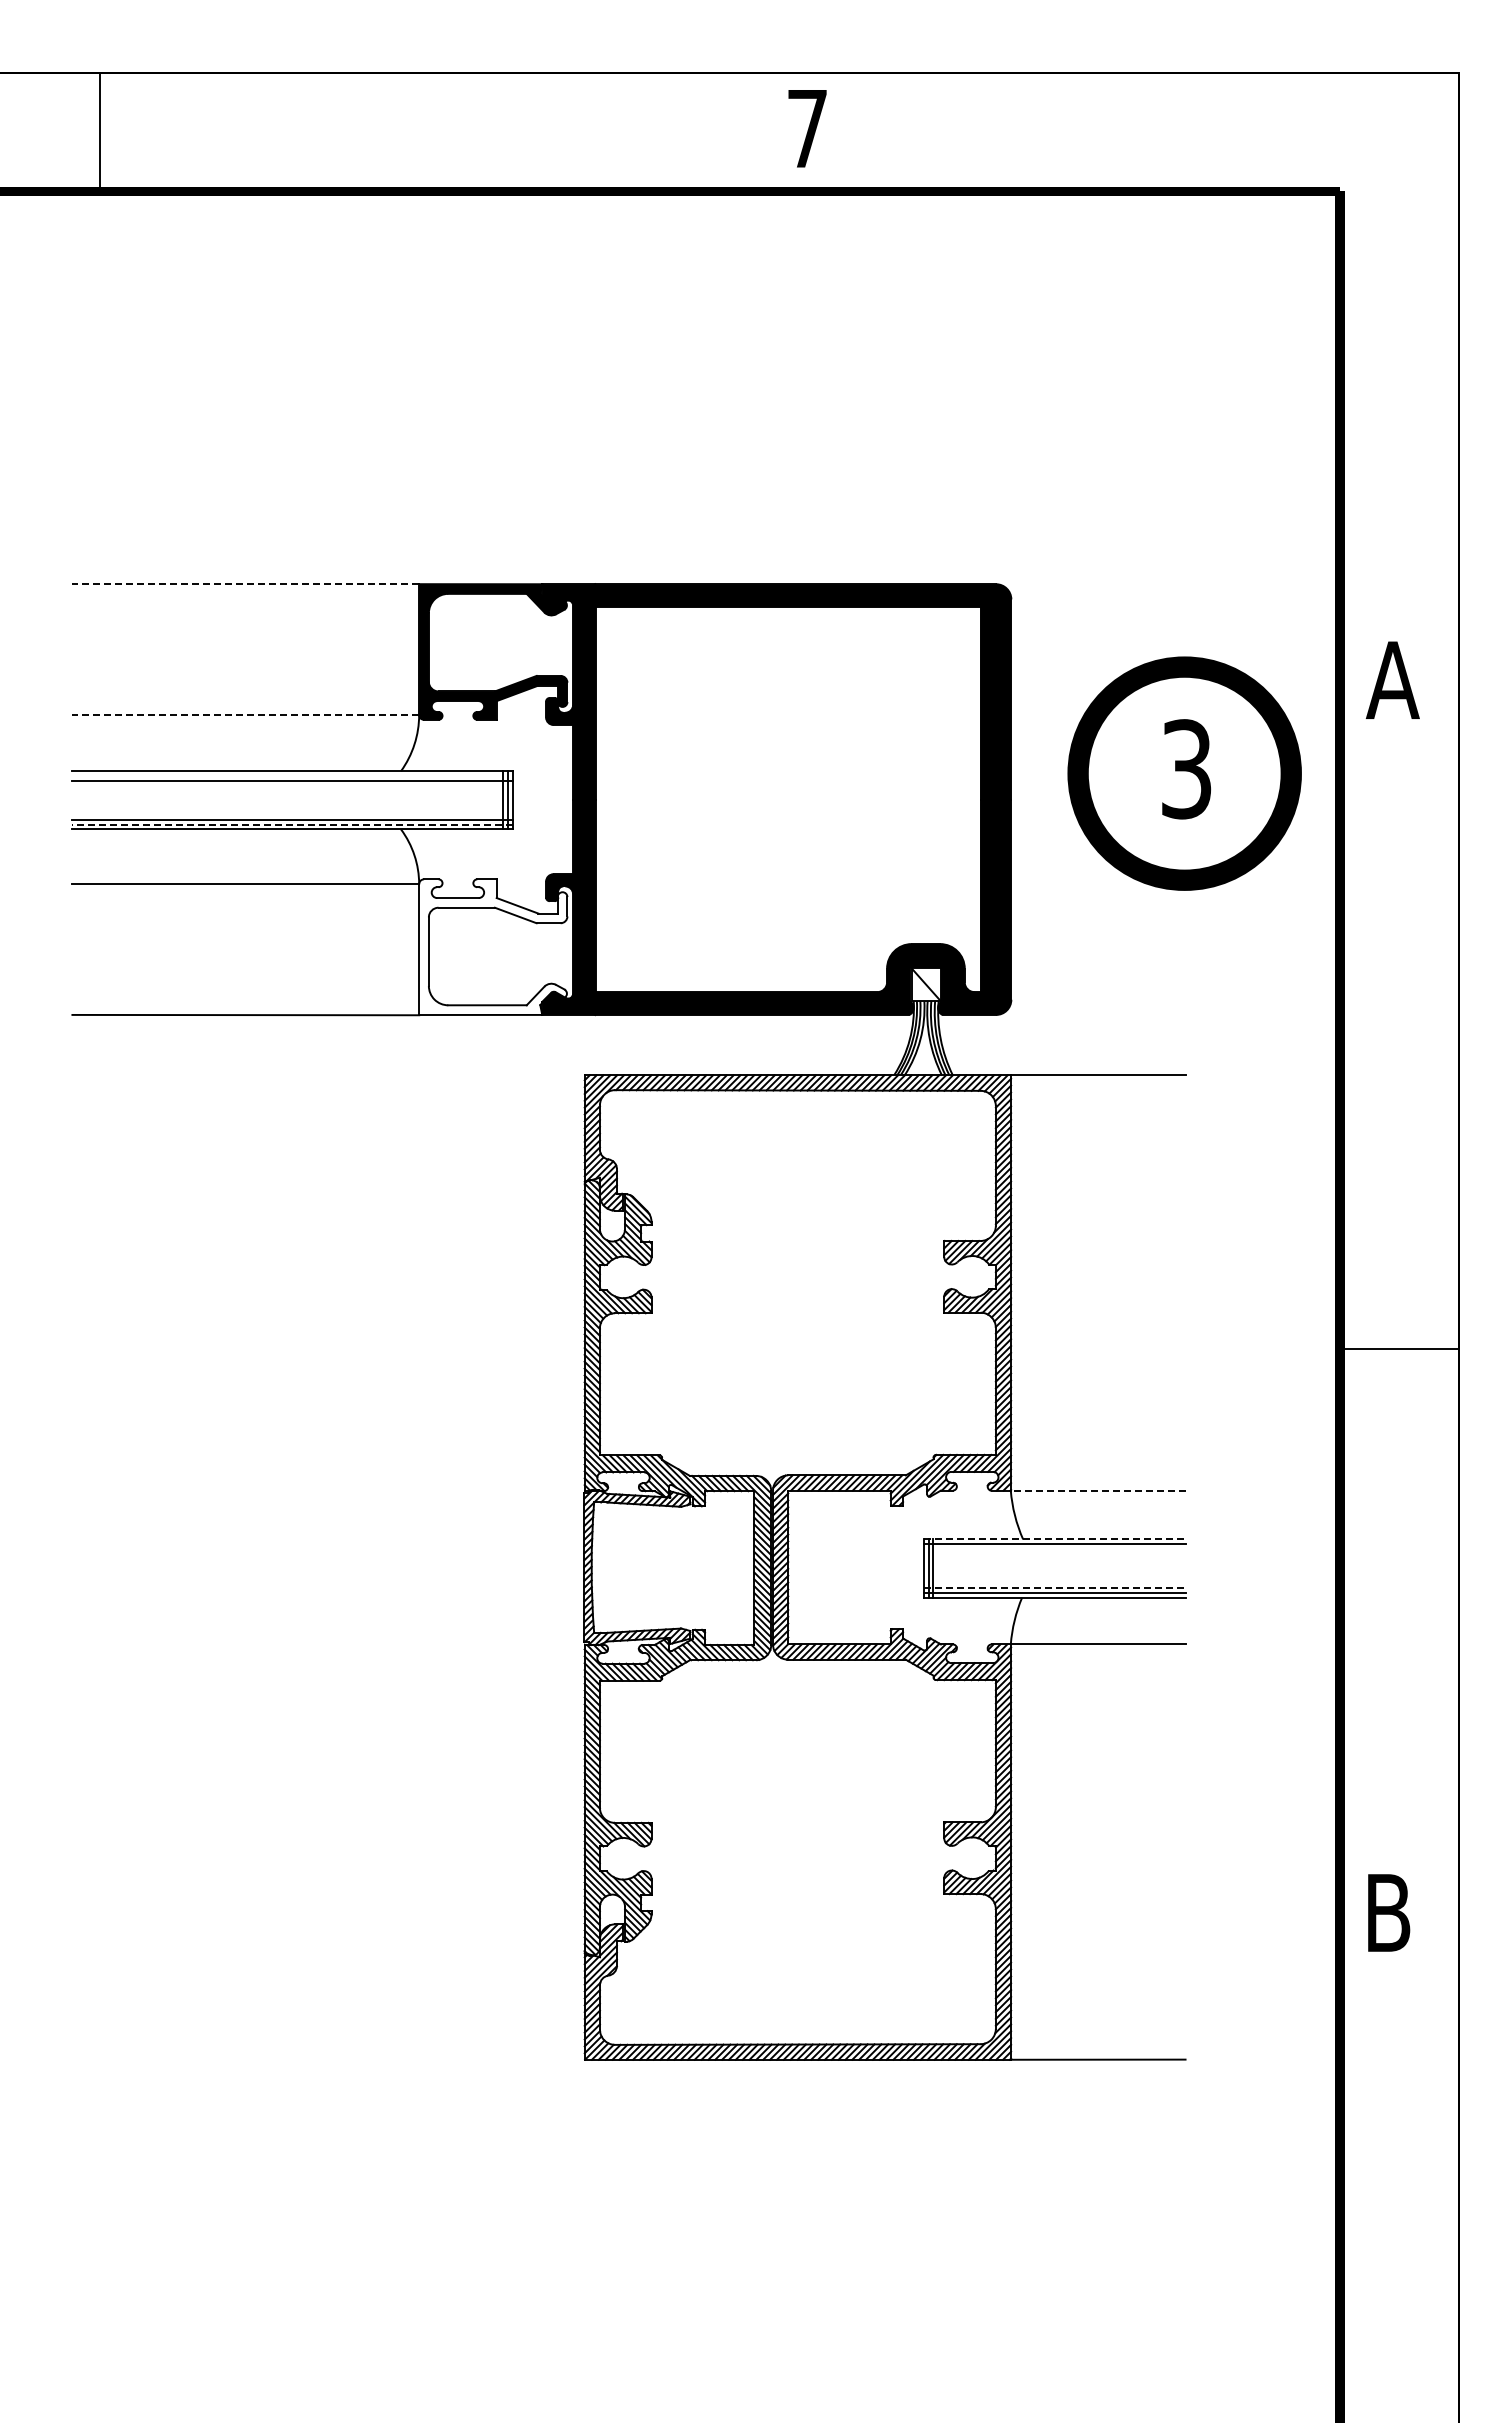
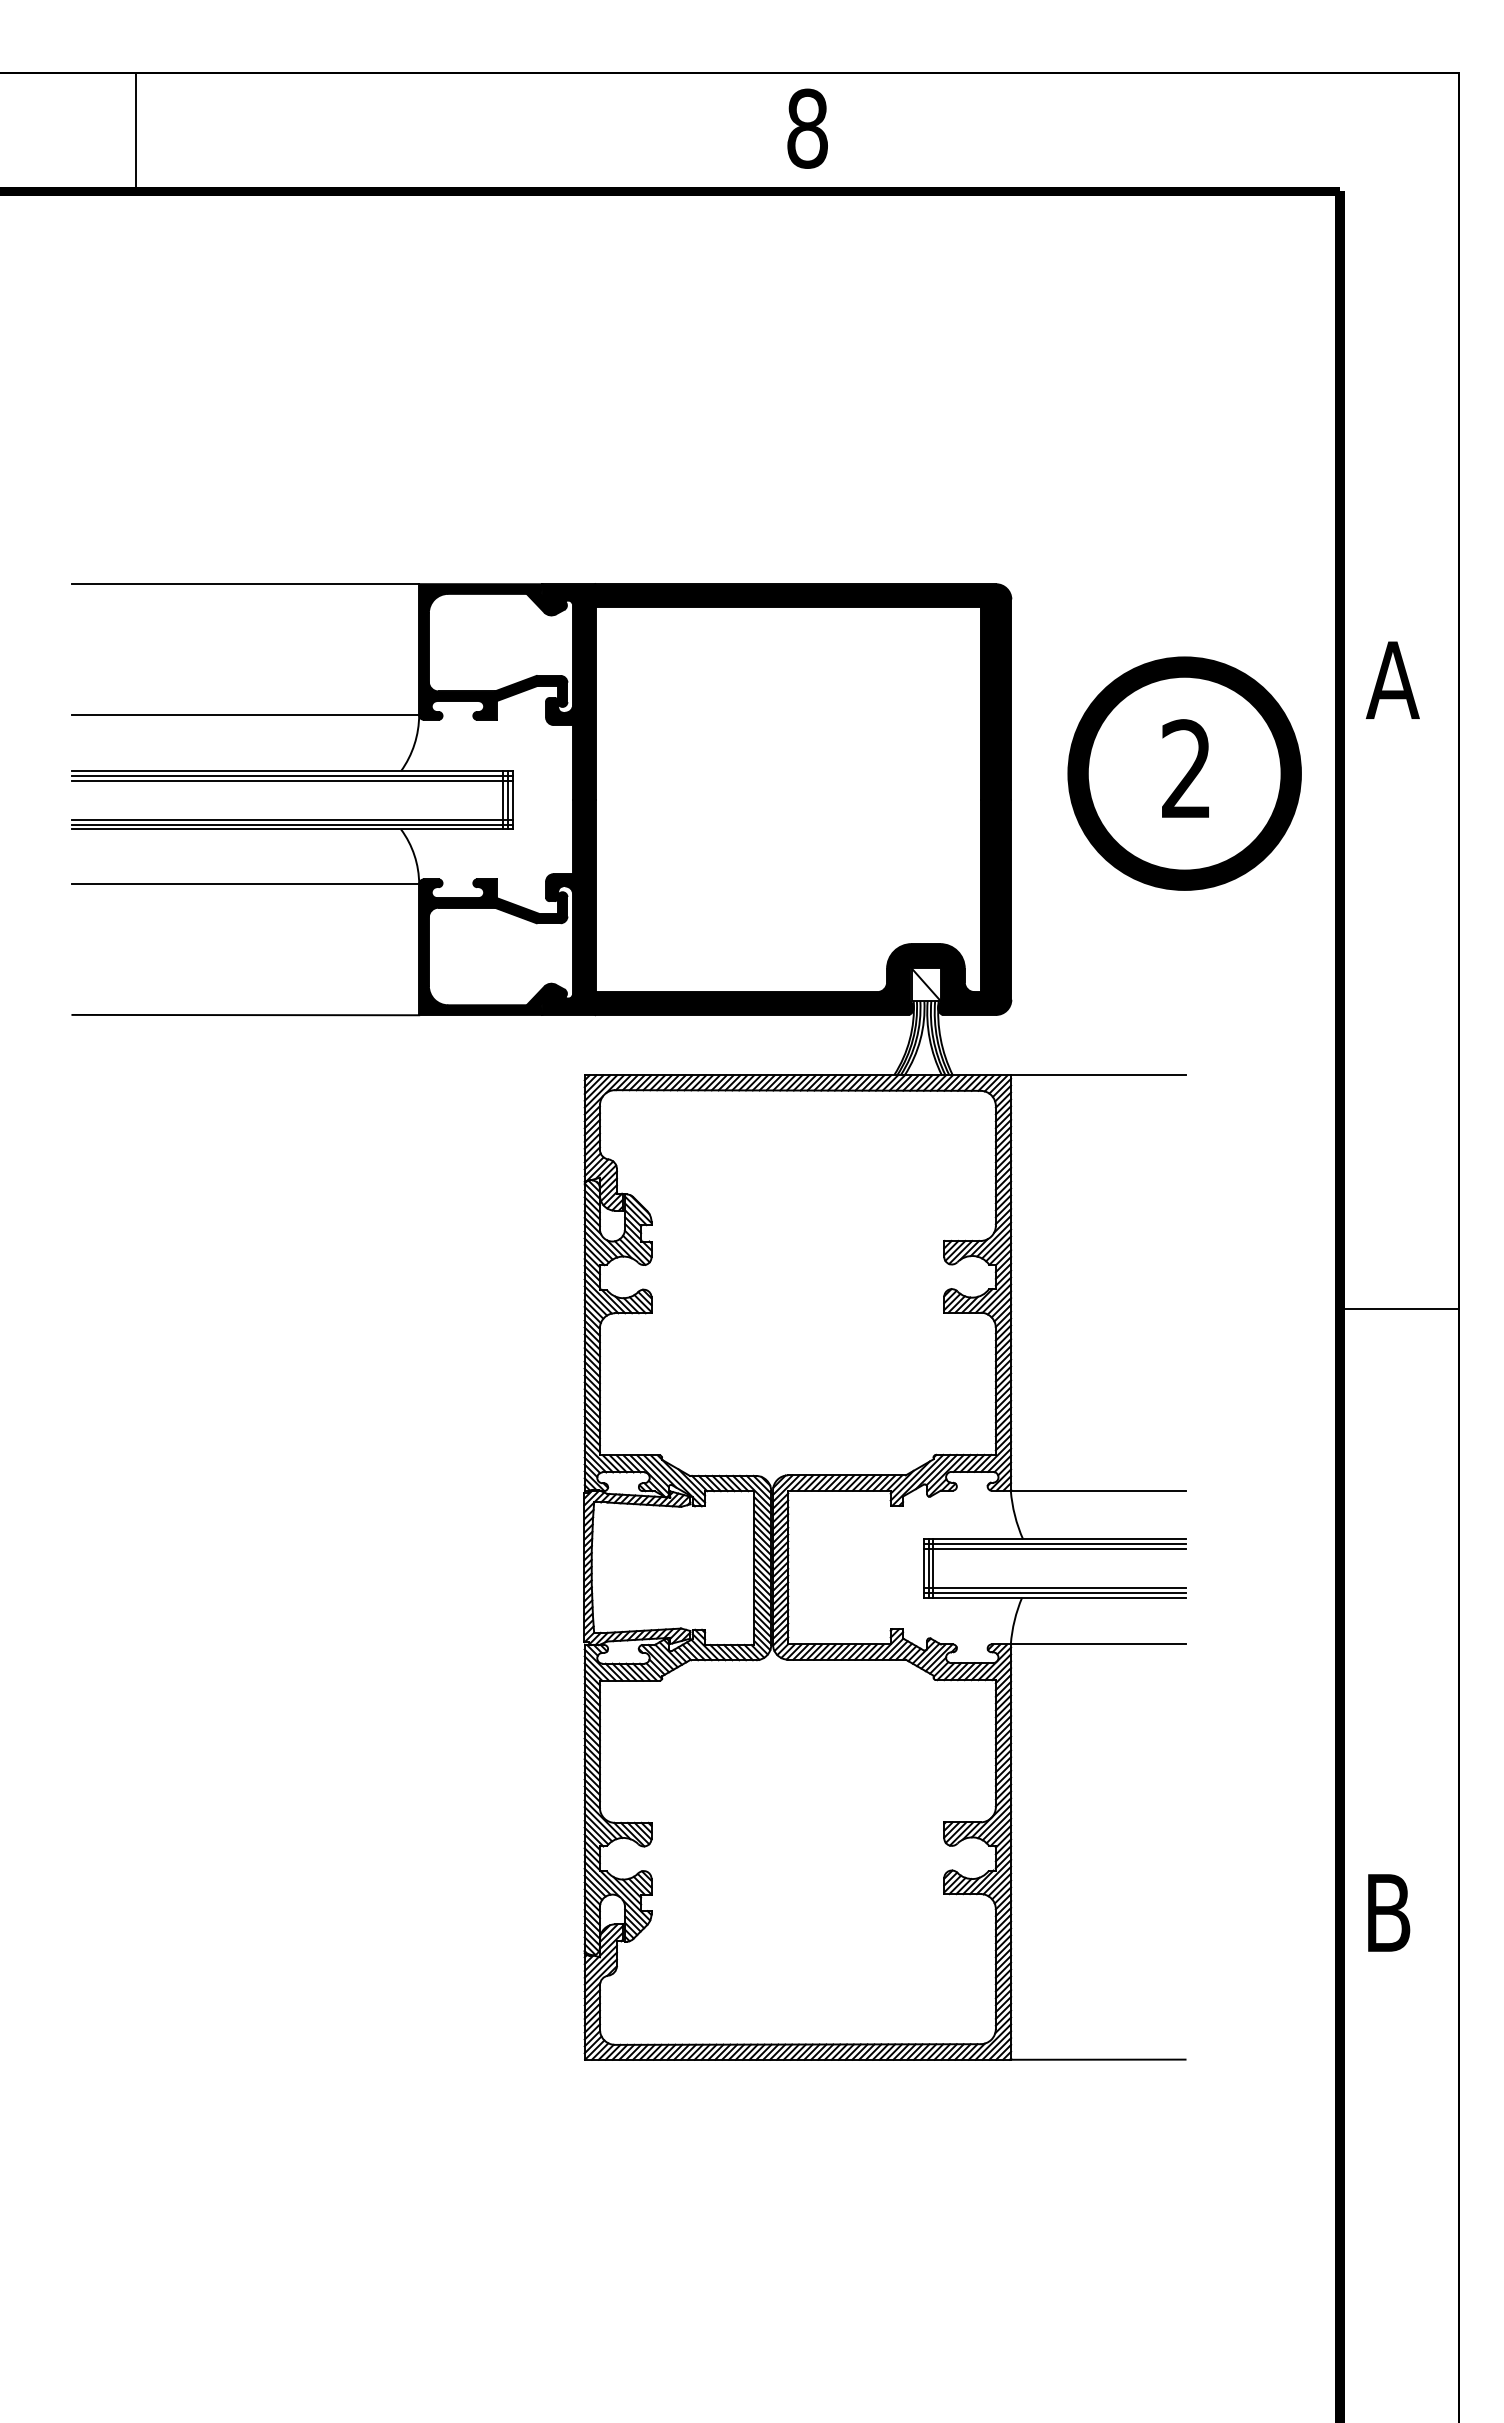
text: 7 -> 8 (807, 128)
line position: (100, 131) -> (136, 131) (136, 131)
line: dashed -> solid (245, 583)
line: dashed -> solid (245, 714)
text: 3 -> 2 (1186, 769)
line: none -> present (292, 776)
line: dashed -> solid (292, 824)
fill: none -> present (493, 947)
line position: (1399, 1349) -> (1399, 1309) (1399, 1309)
line: dashed -> solid (1097, 1490)
line: dashed -> solid (1054, 1539)
line: none -> present (1054, 1549)
line: dashed -> solid (1054, 1587)
